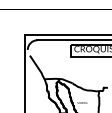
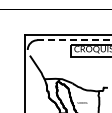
line: solid -> dashed (74, 40)
